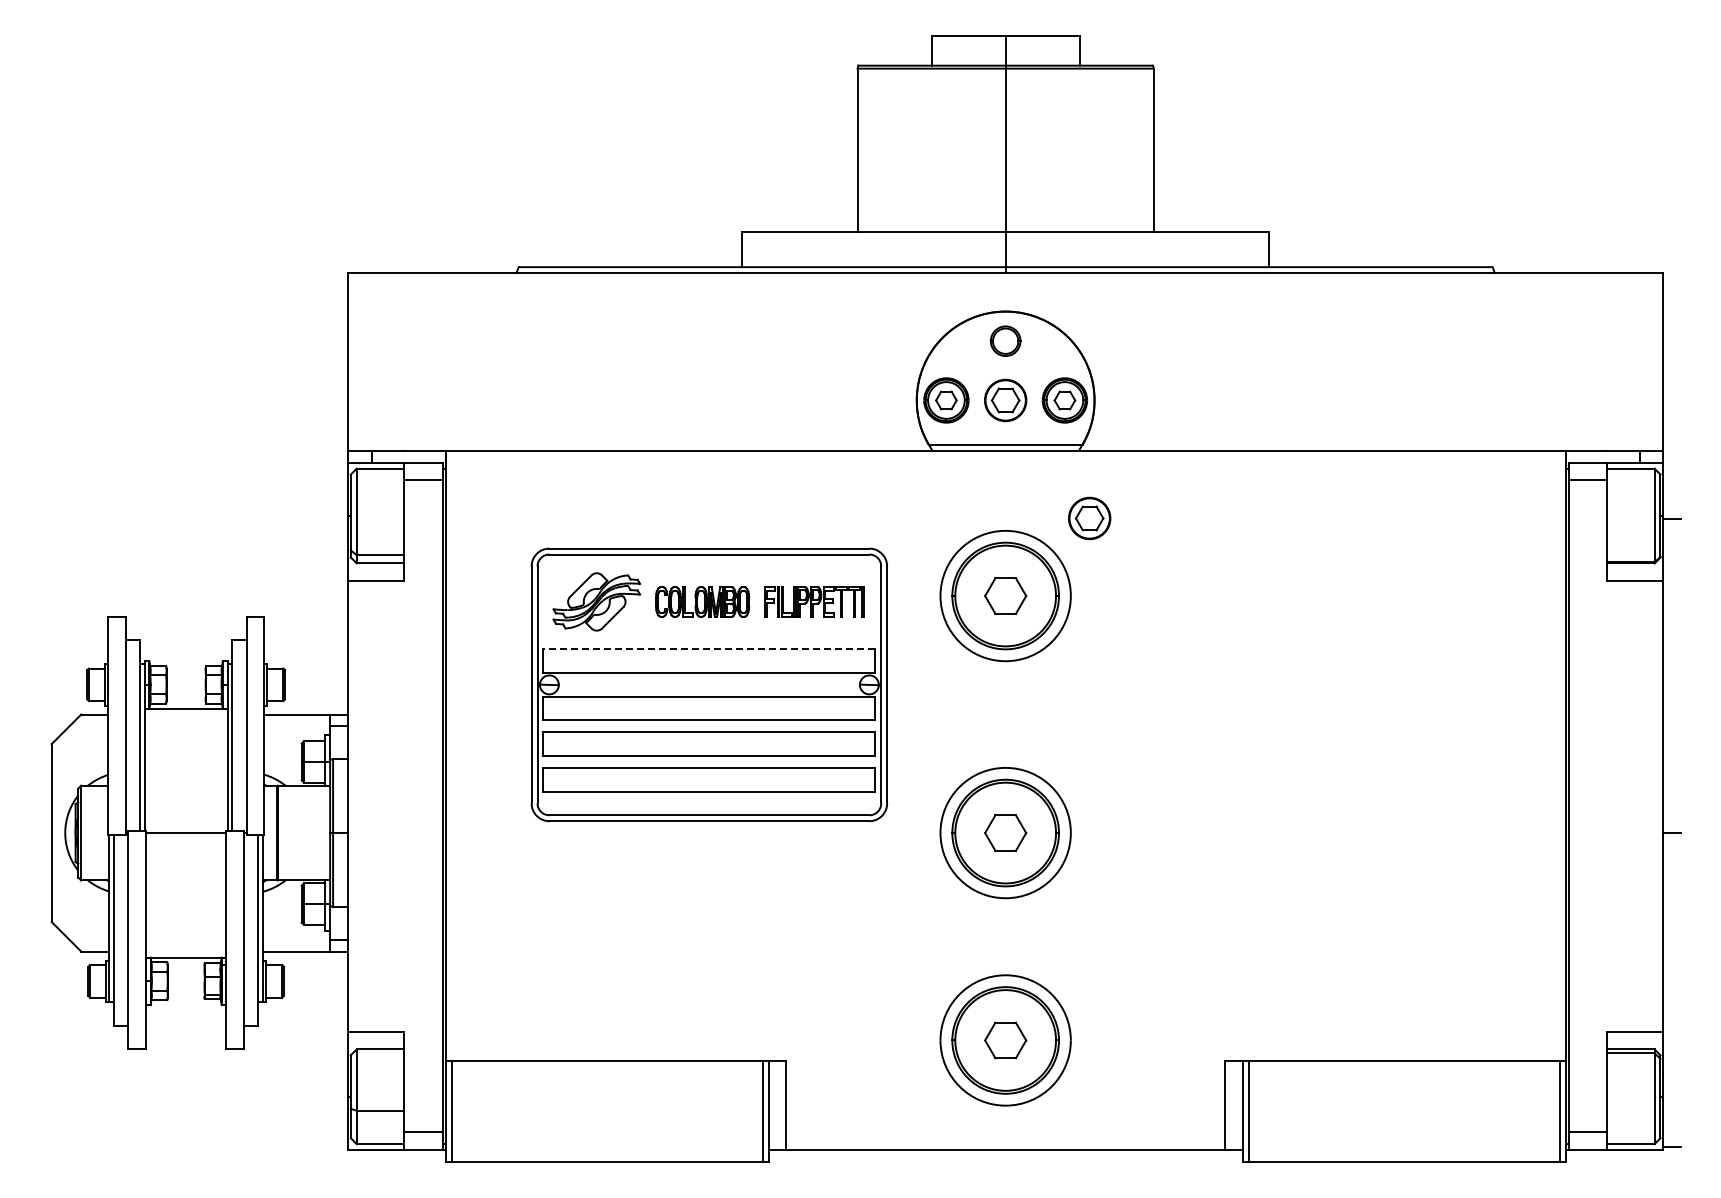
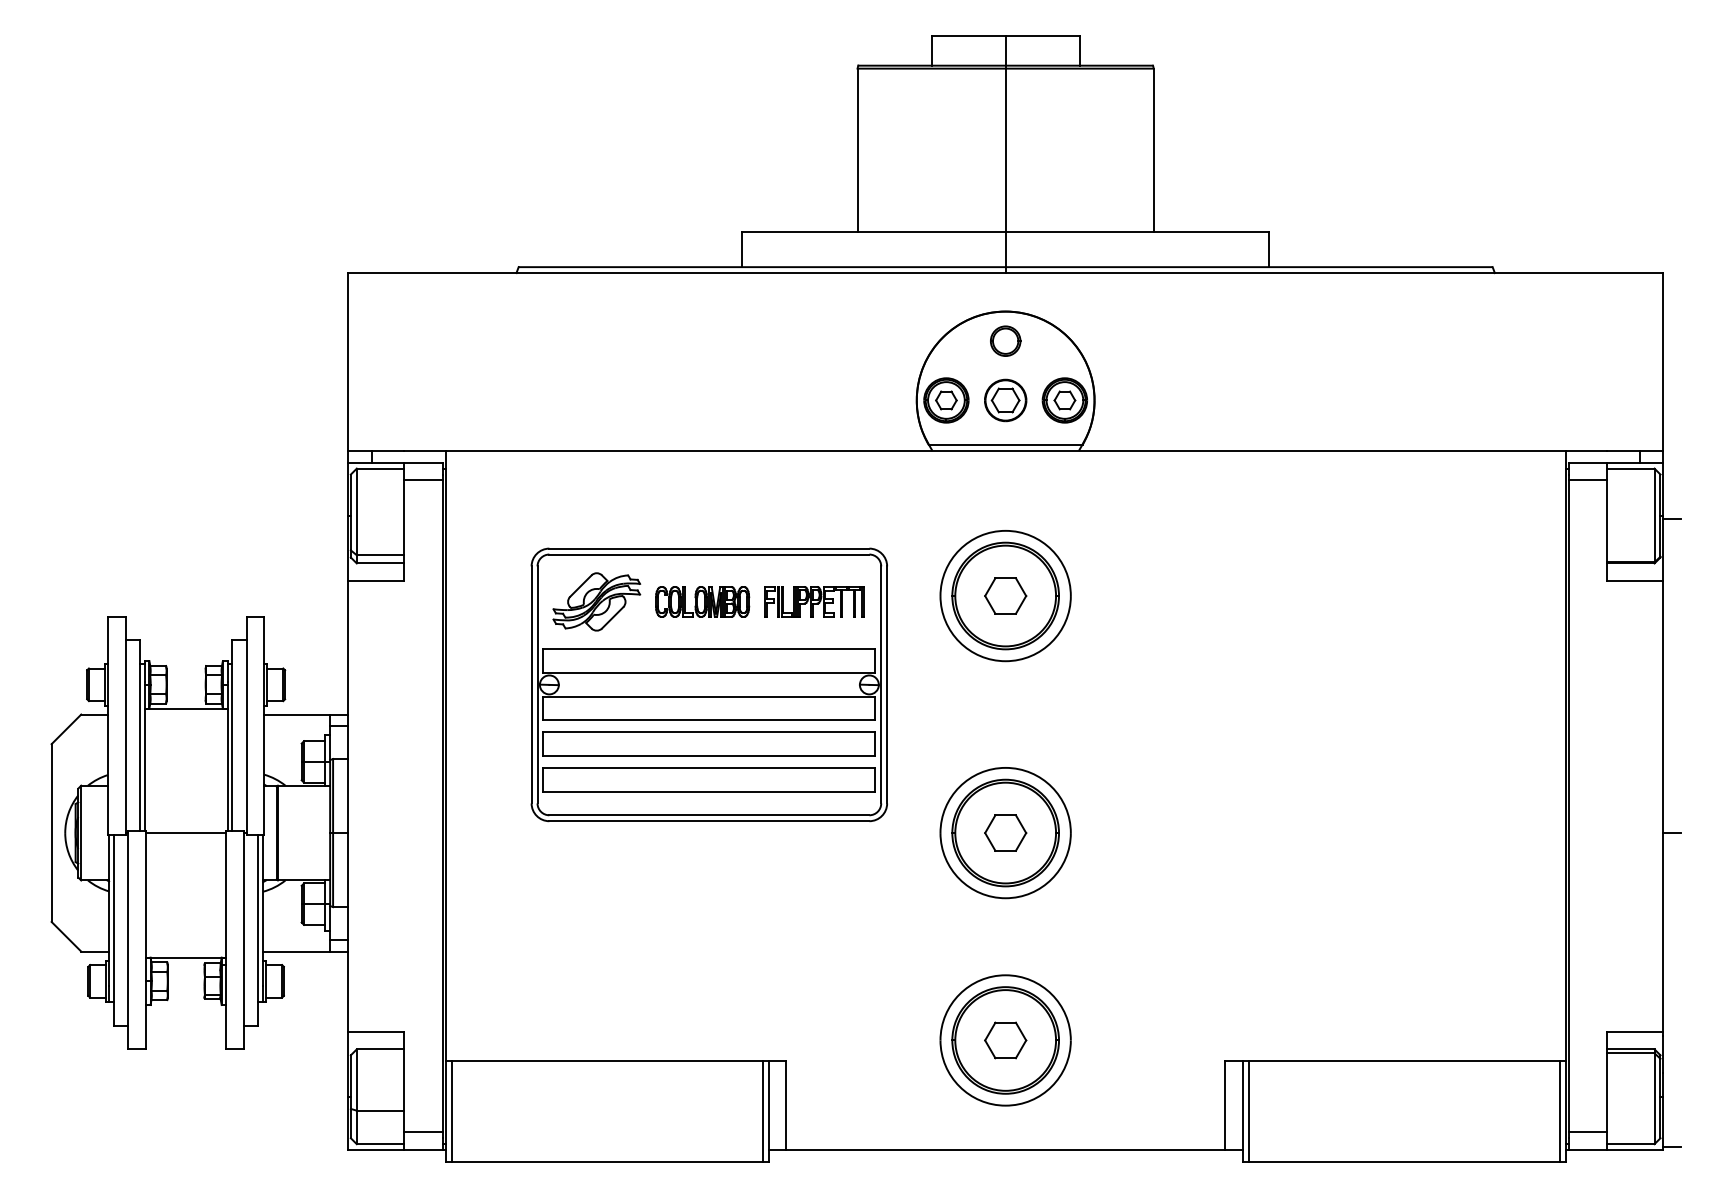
part: present -> none (1089, 518)
line: dashed -> solid (709, 649)
